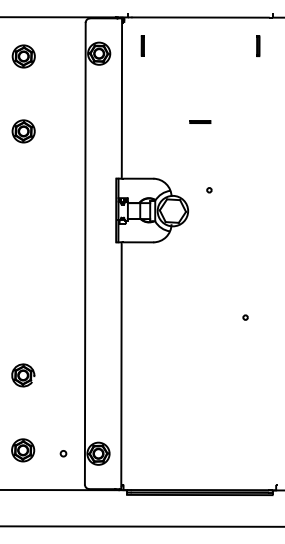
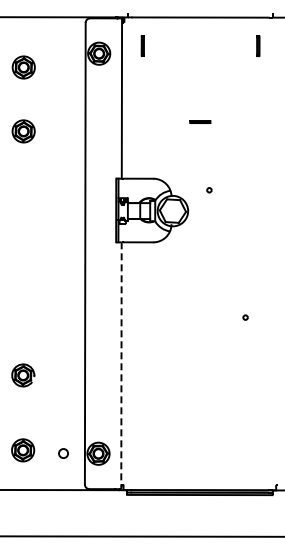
part position: (23, 56) -> (23, 67) (23, 67)
line: solid -> dashed (121, 366)
circle size: 9x8 px -> 11x11 px (63, 453)
line position: (141, 526) -> (141, 536) (141, 536)
